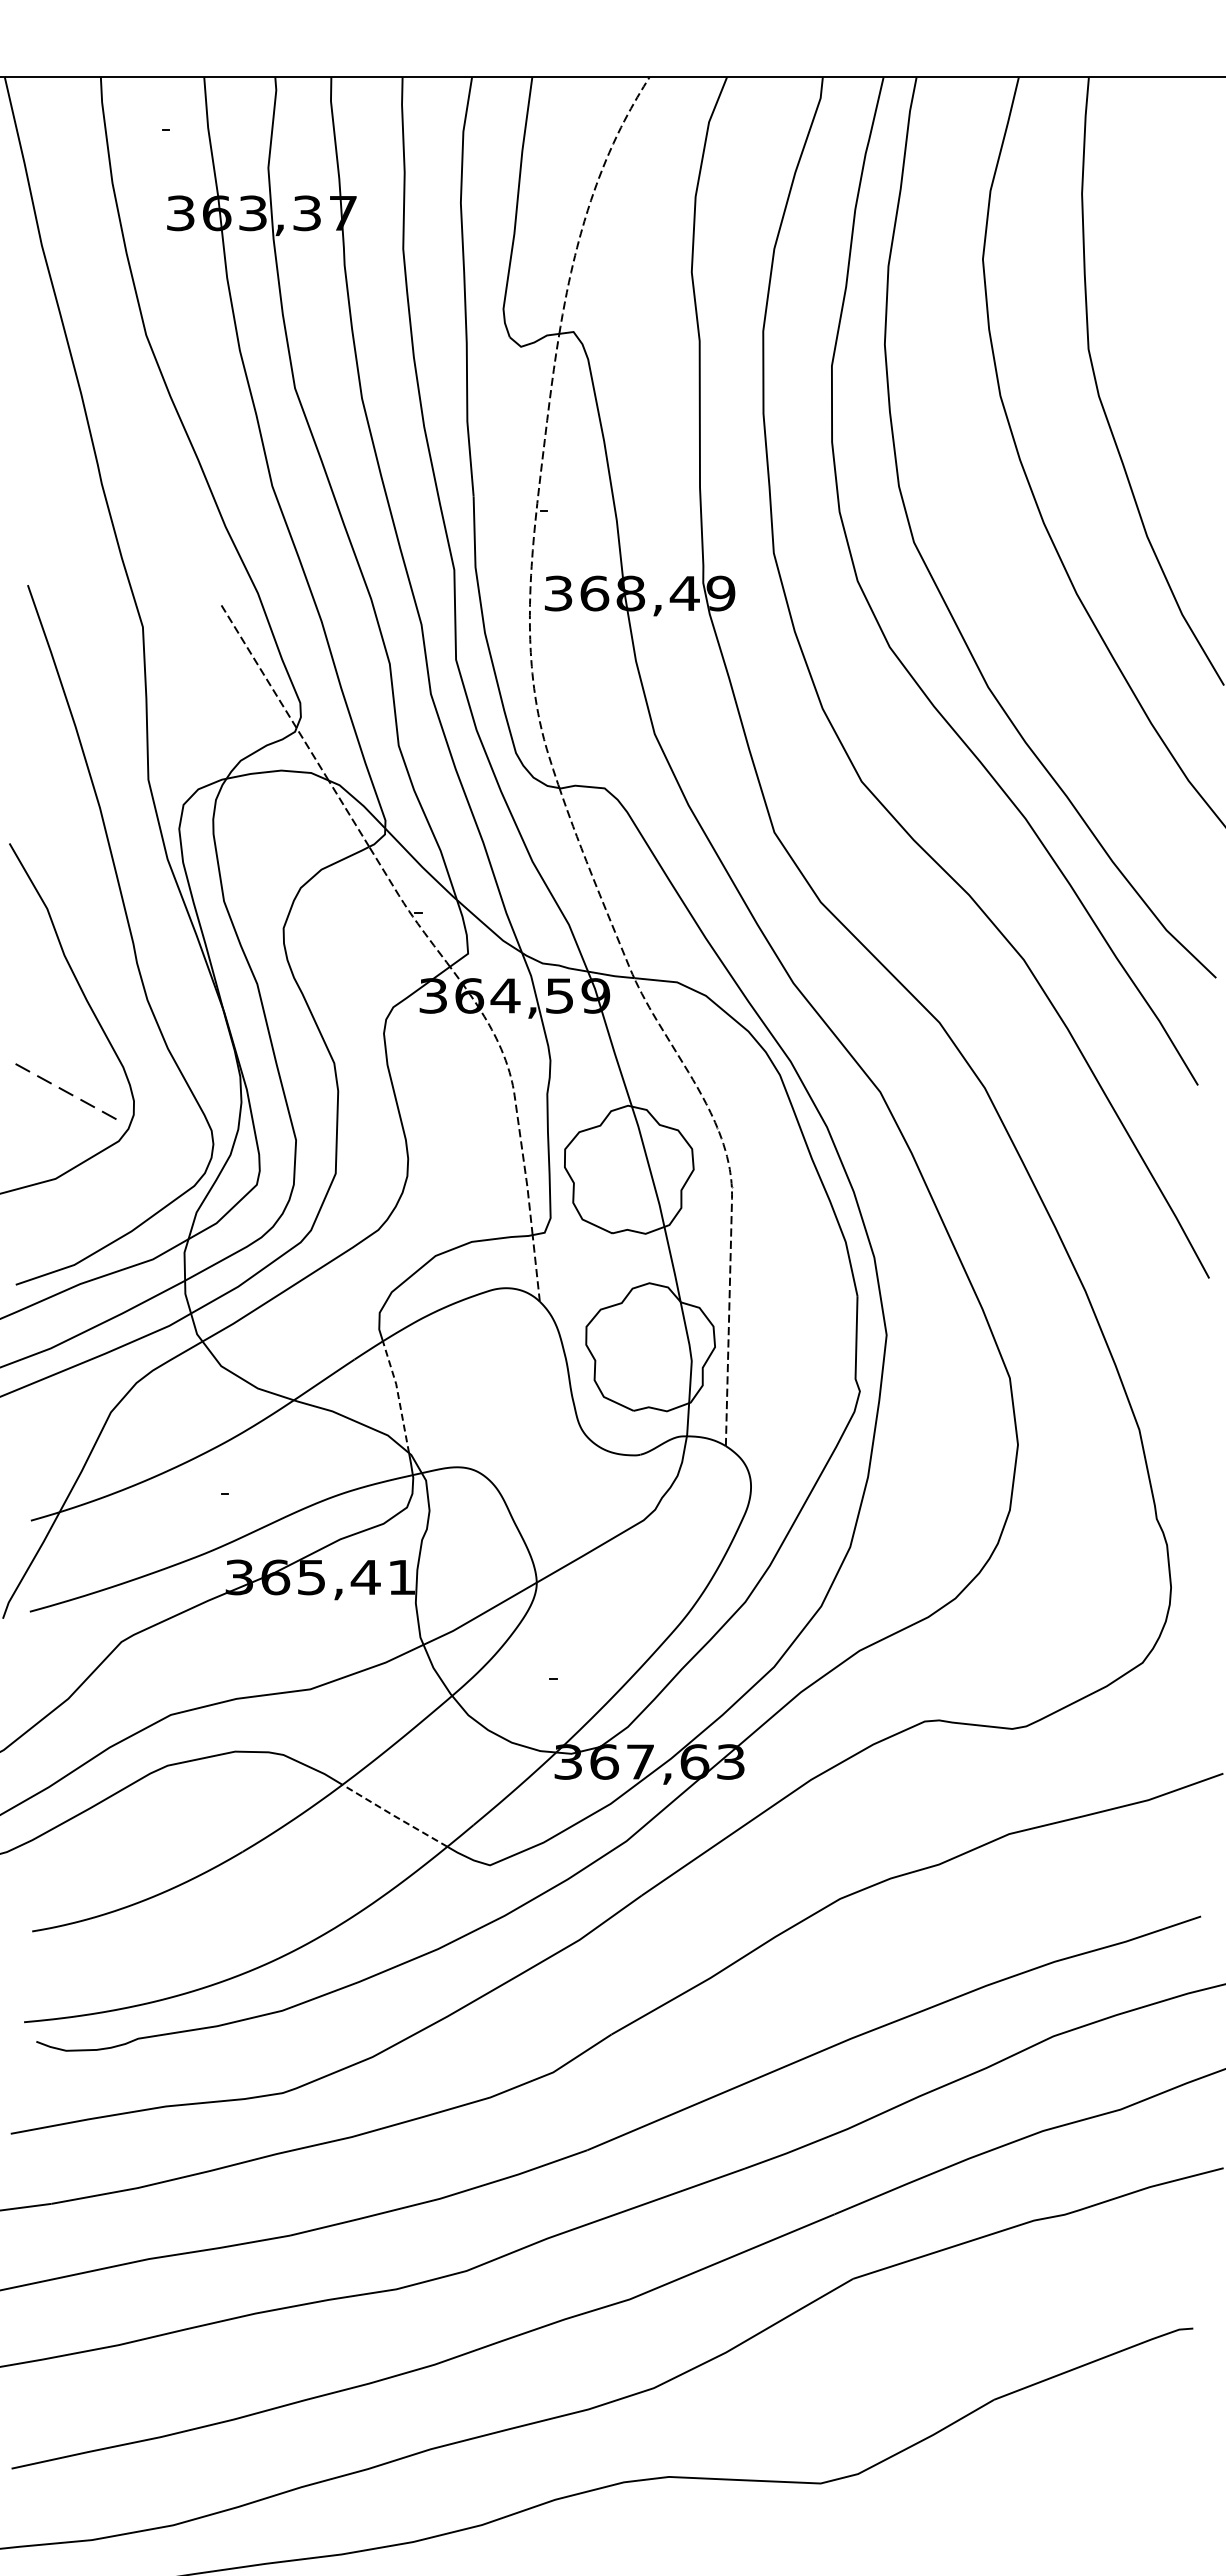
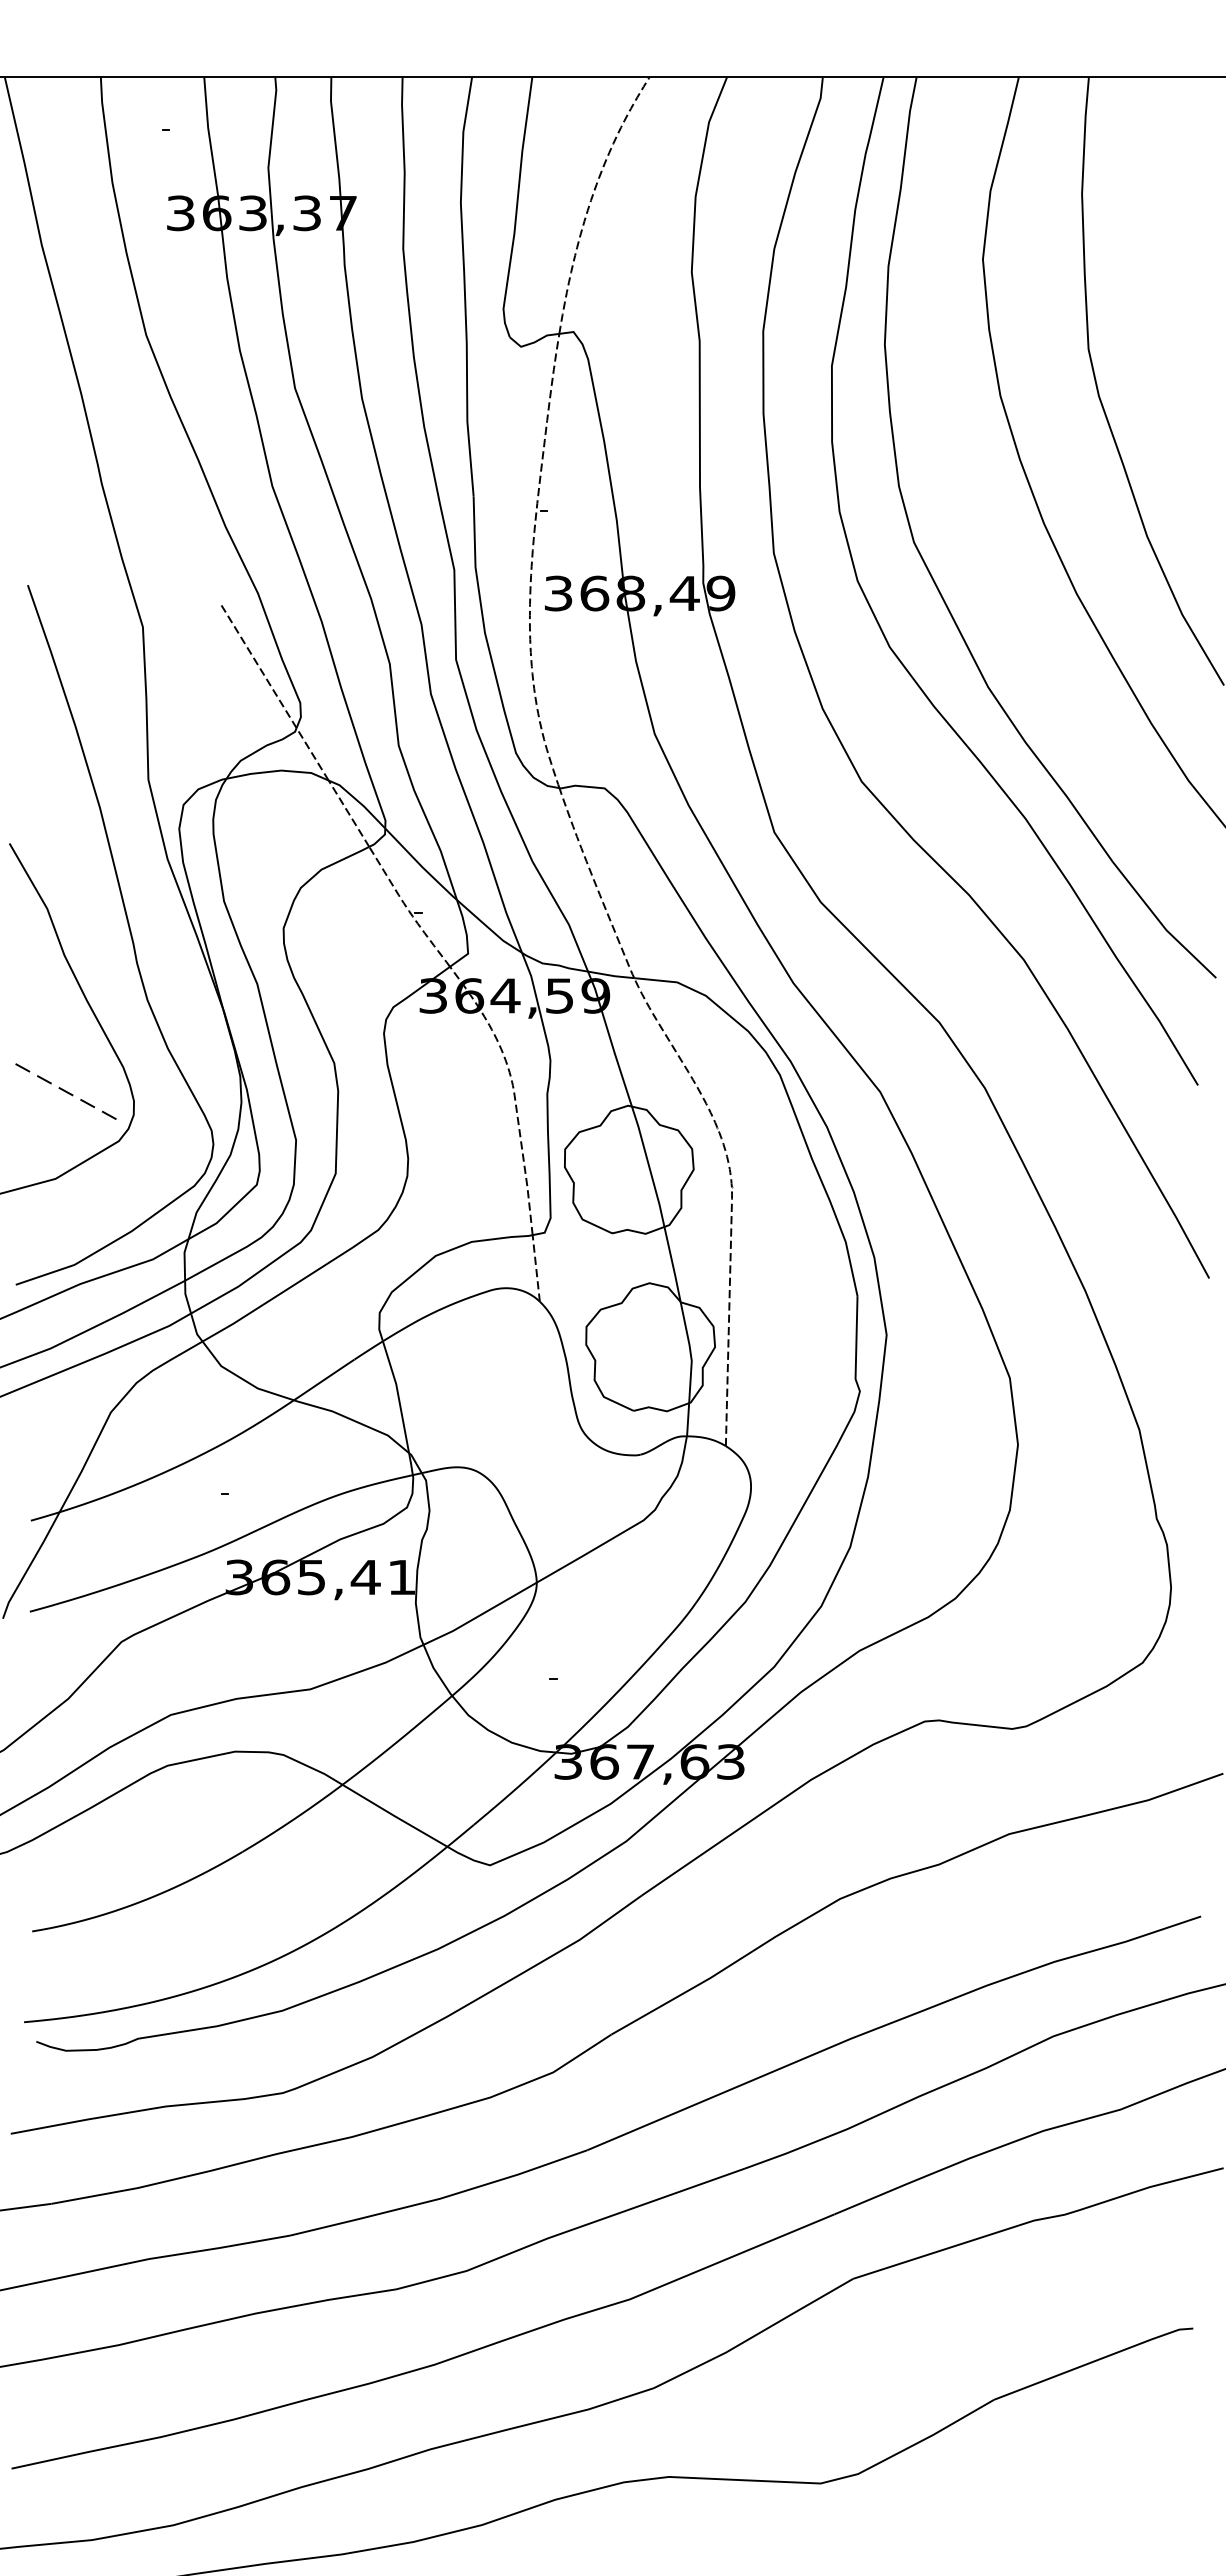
line: dashed -> solid (398, 1395)
line: dashed -> solid (393, 1815)
